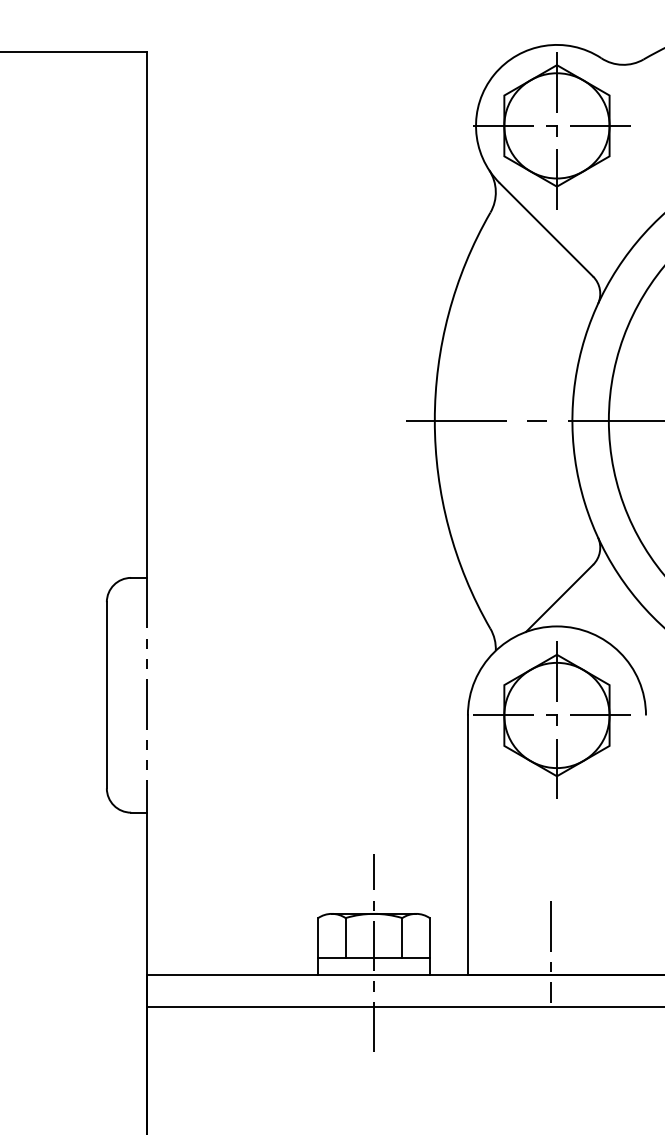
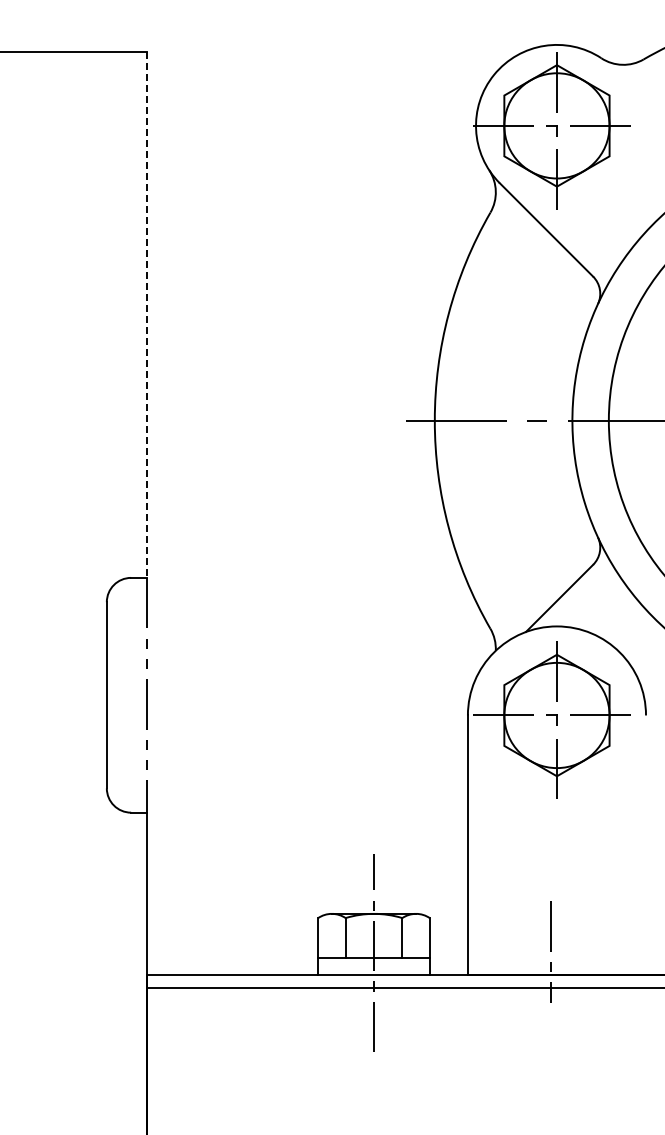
line: solid -> dashed (147, 315)
line position: (404, 1006) -> (404, 987) (404, 987)
